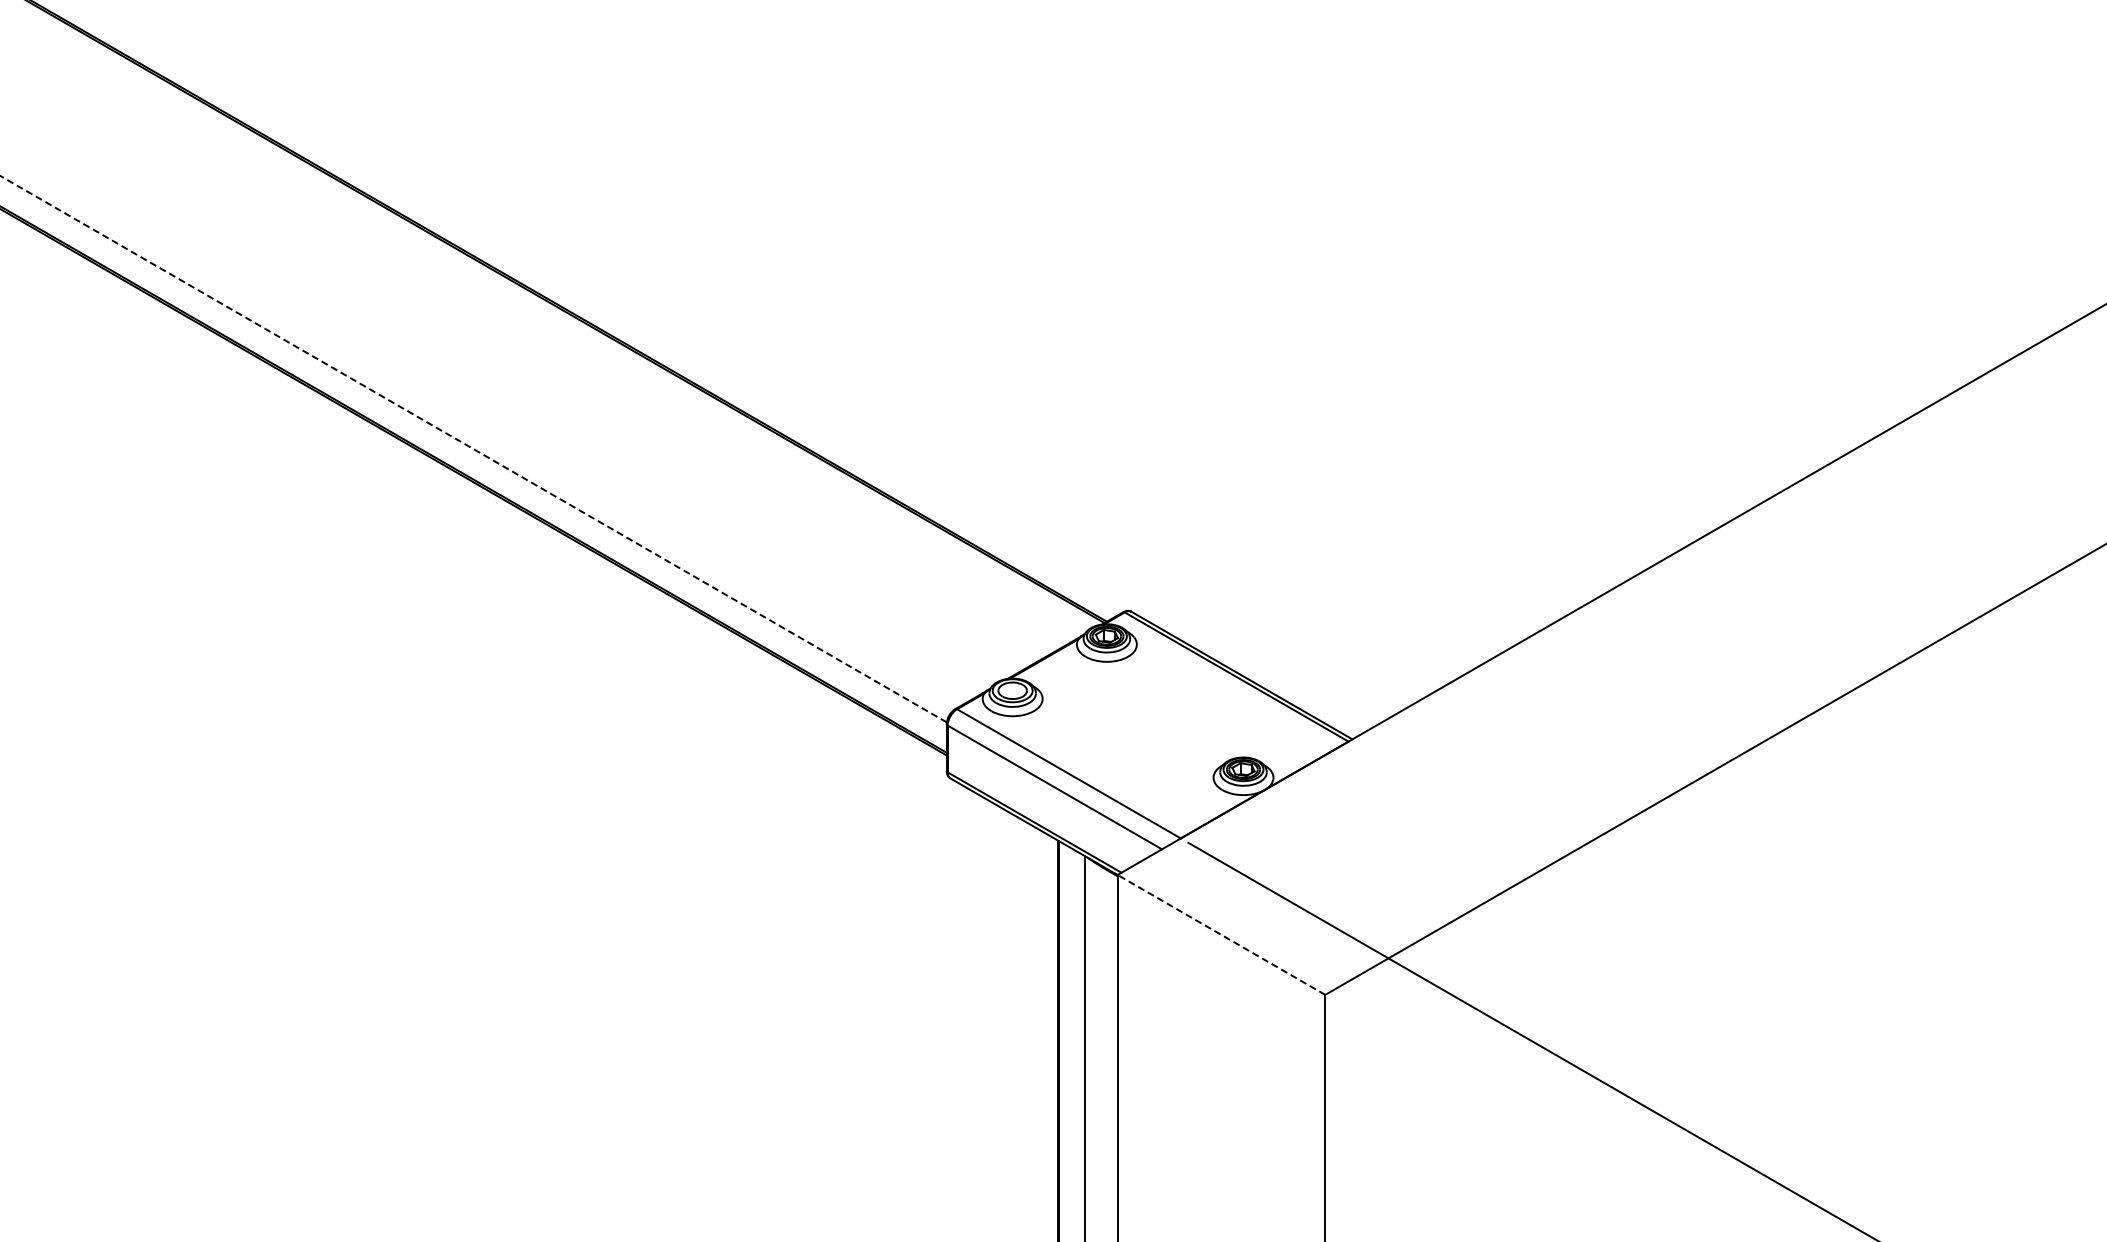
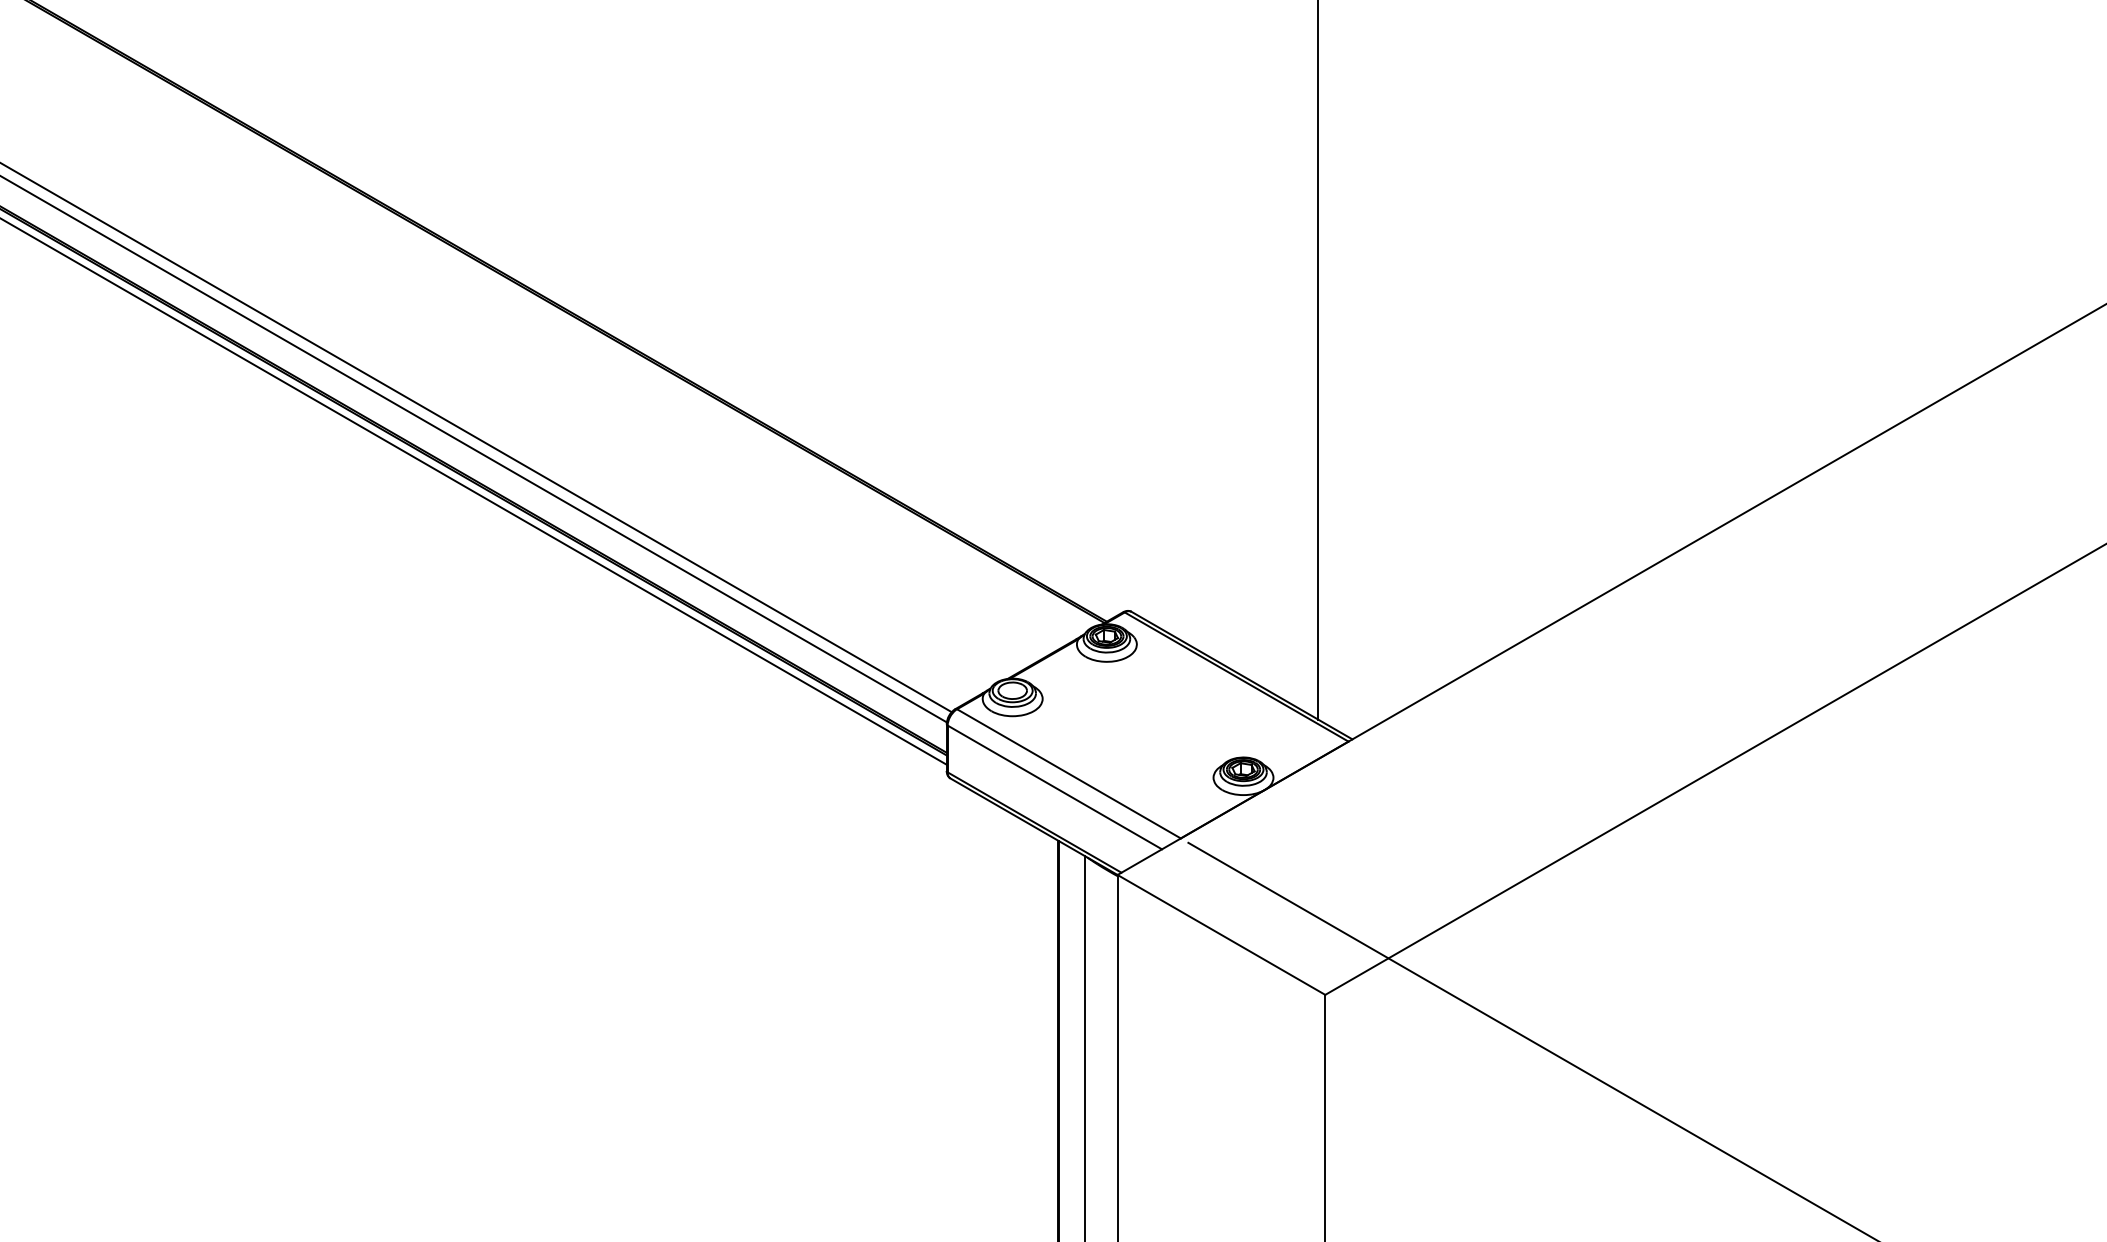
line: none -> present (1318, 360)
line: none -> present (476, 438)
line: dashed -> solid (473, 448)
line: none -> present (474, 491)
line: dashed -> solid (1221, 934)
